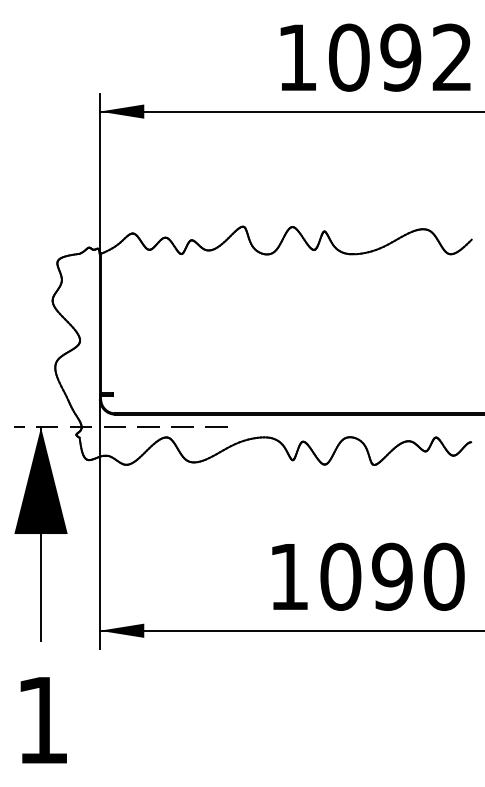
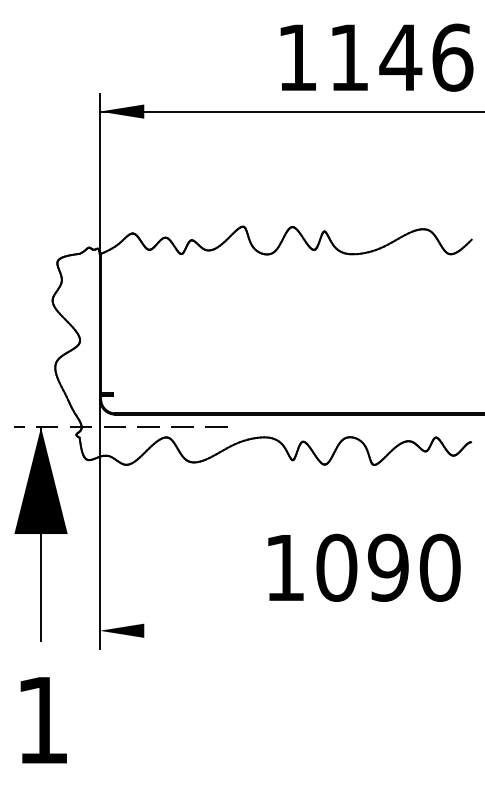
text: 1092 -> 1146 (401, 57)
text position: (368, 576) -> (364, 567) (364, 567)
line: present -> none (290, 630)
